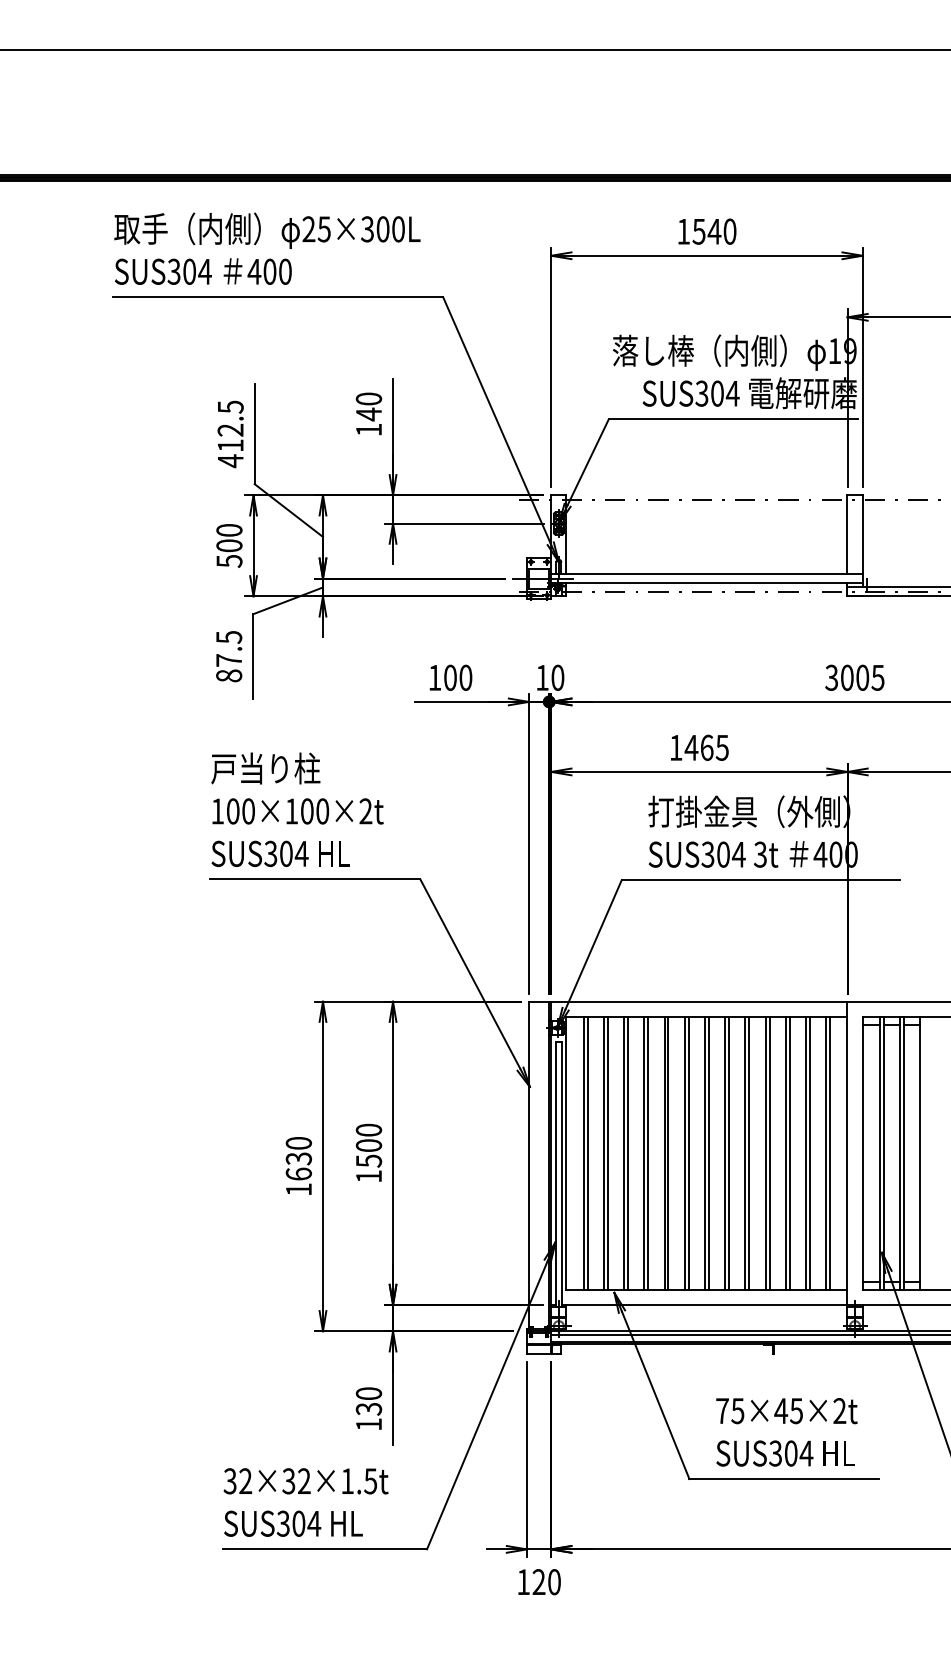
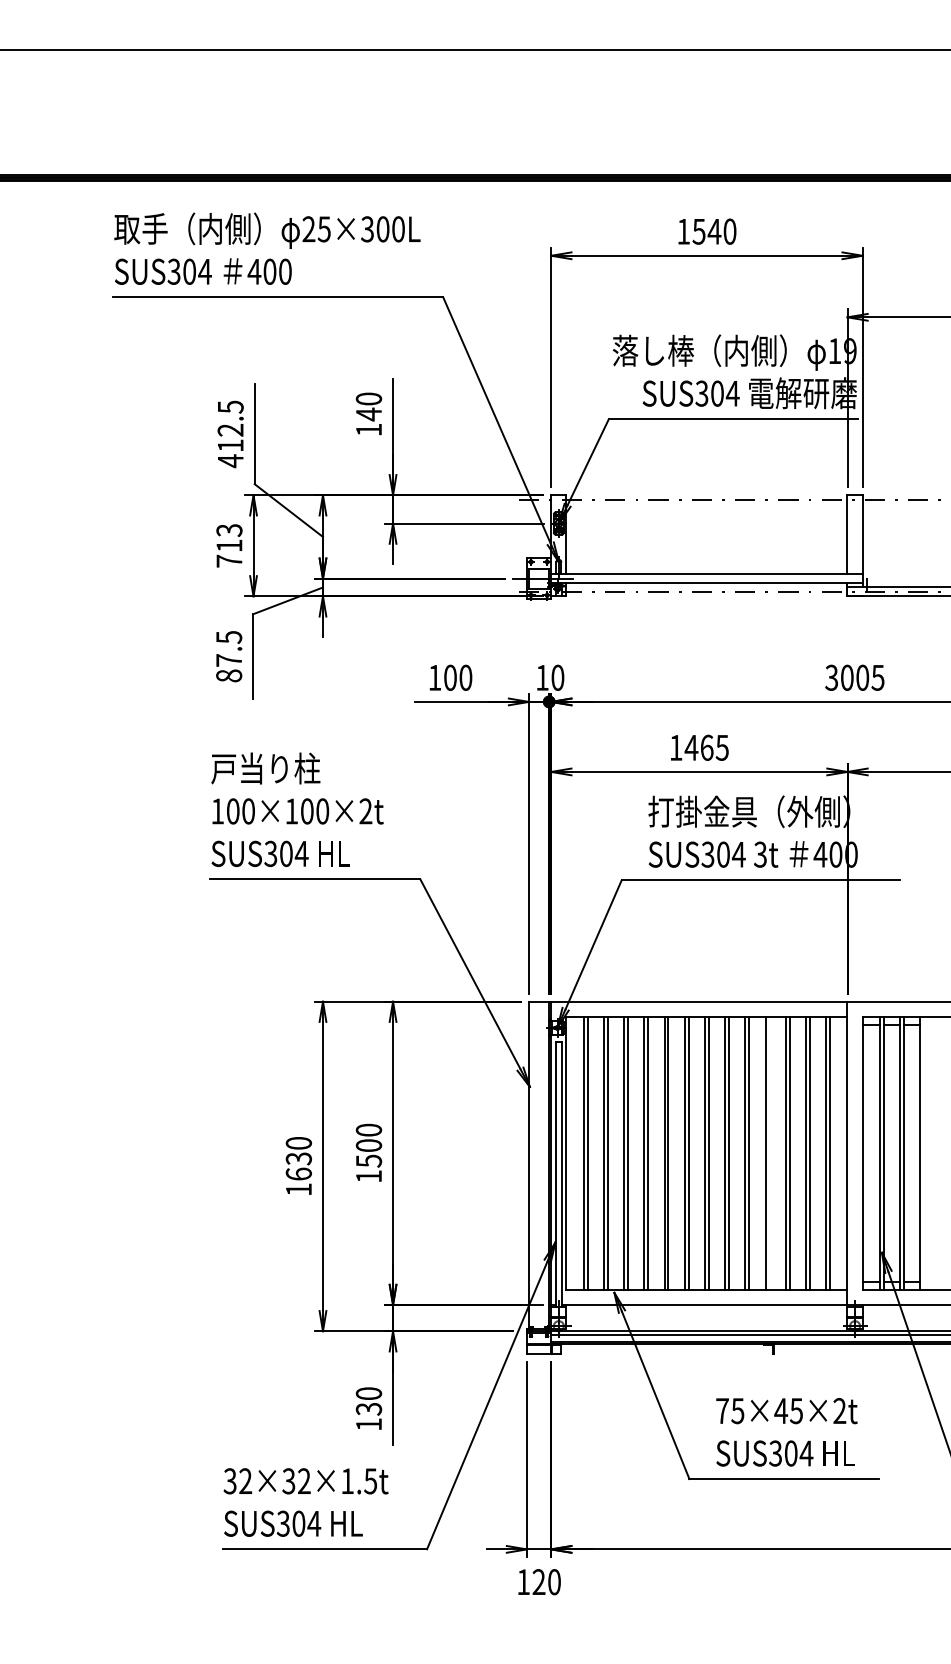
text: 500 -> 713 (229, 545)
line: present -> none (769, 1152)
